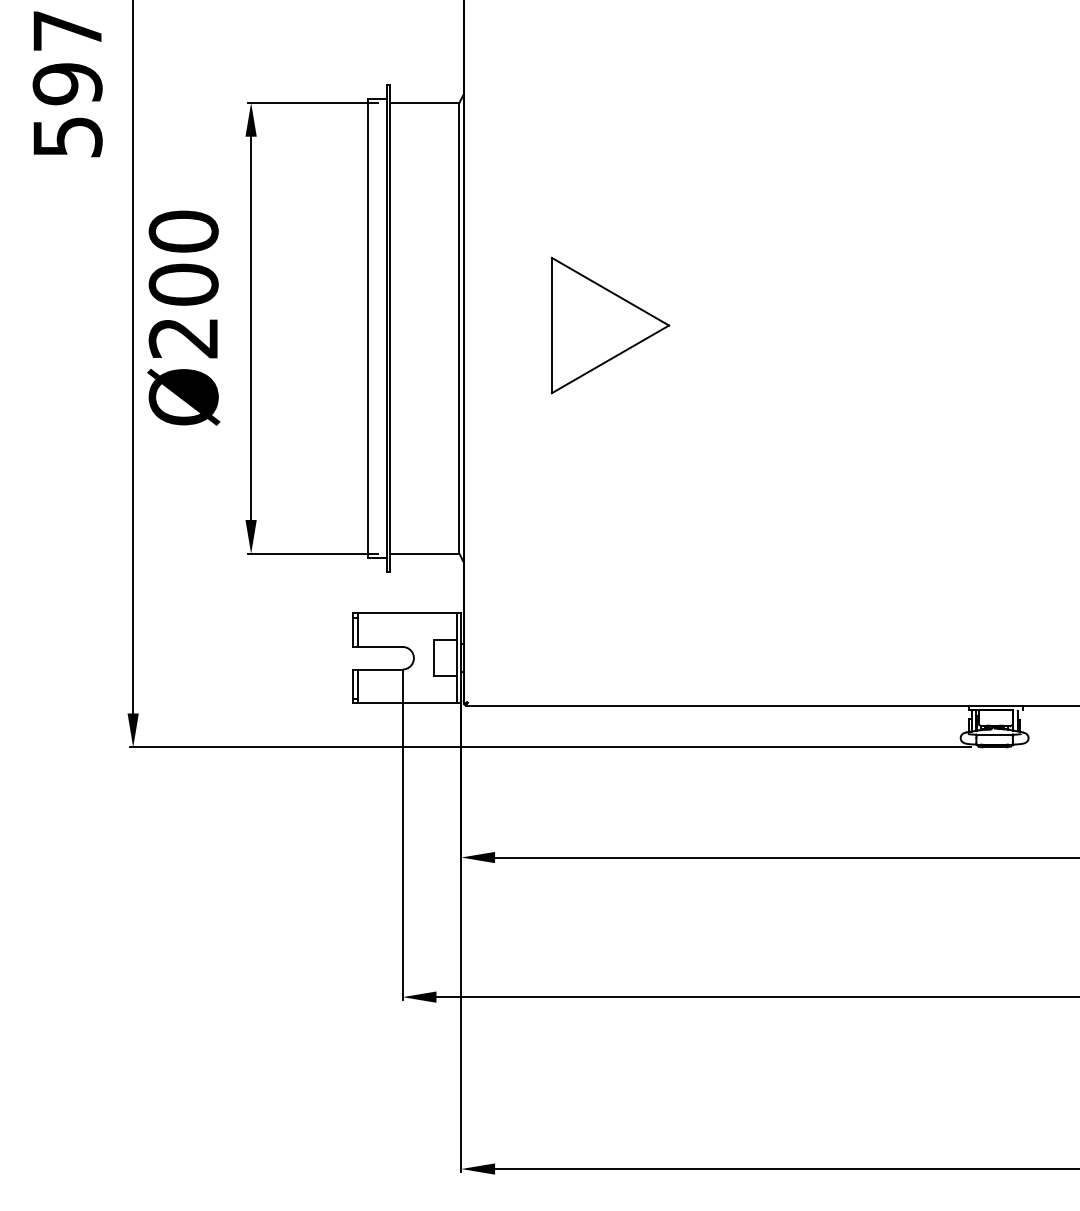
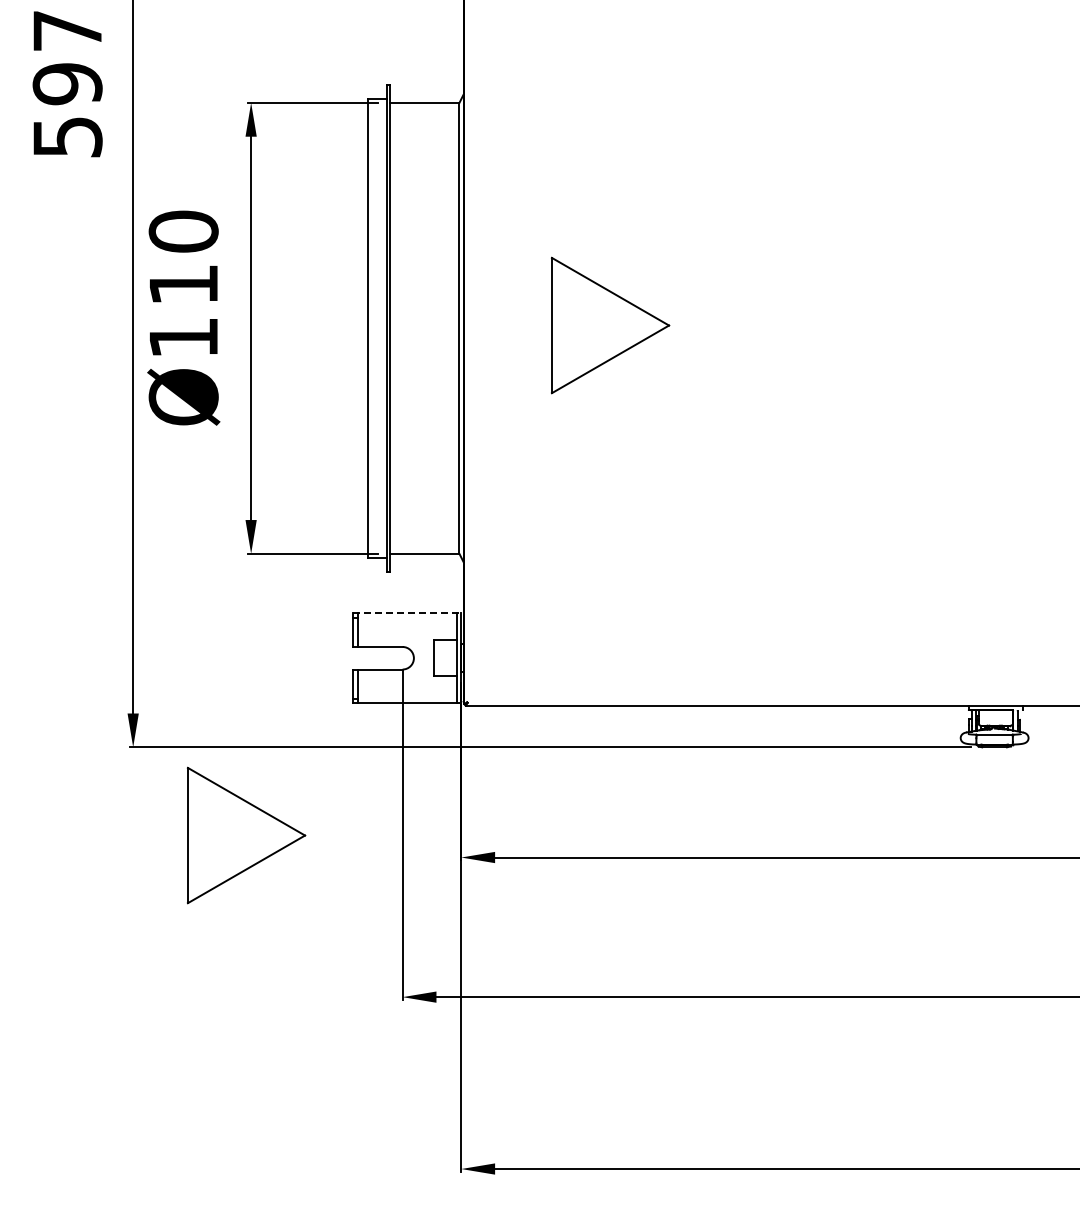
text: Ø200 -> Ø110 (183, 310)
line: solid -> dashed (407, 613)
part: none -> present (246, 835)
